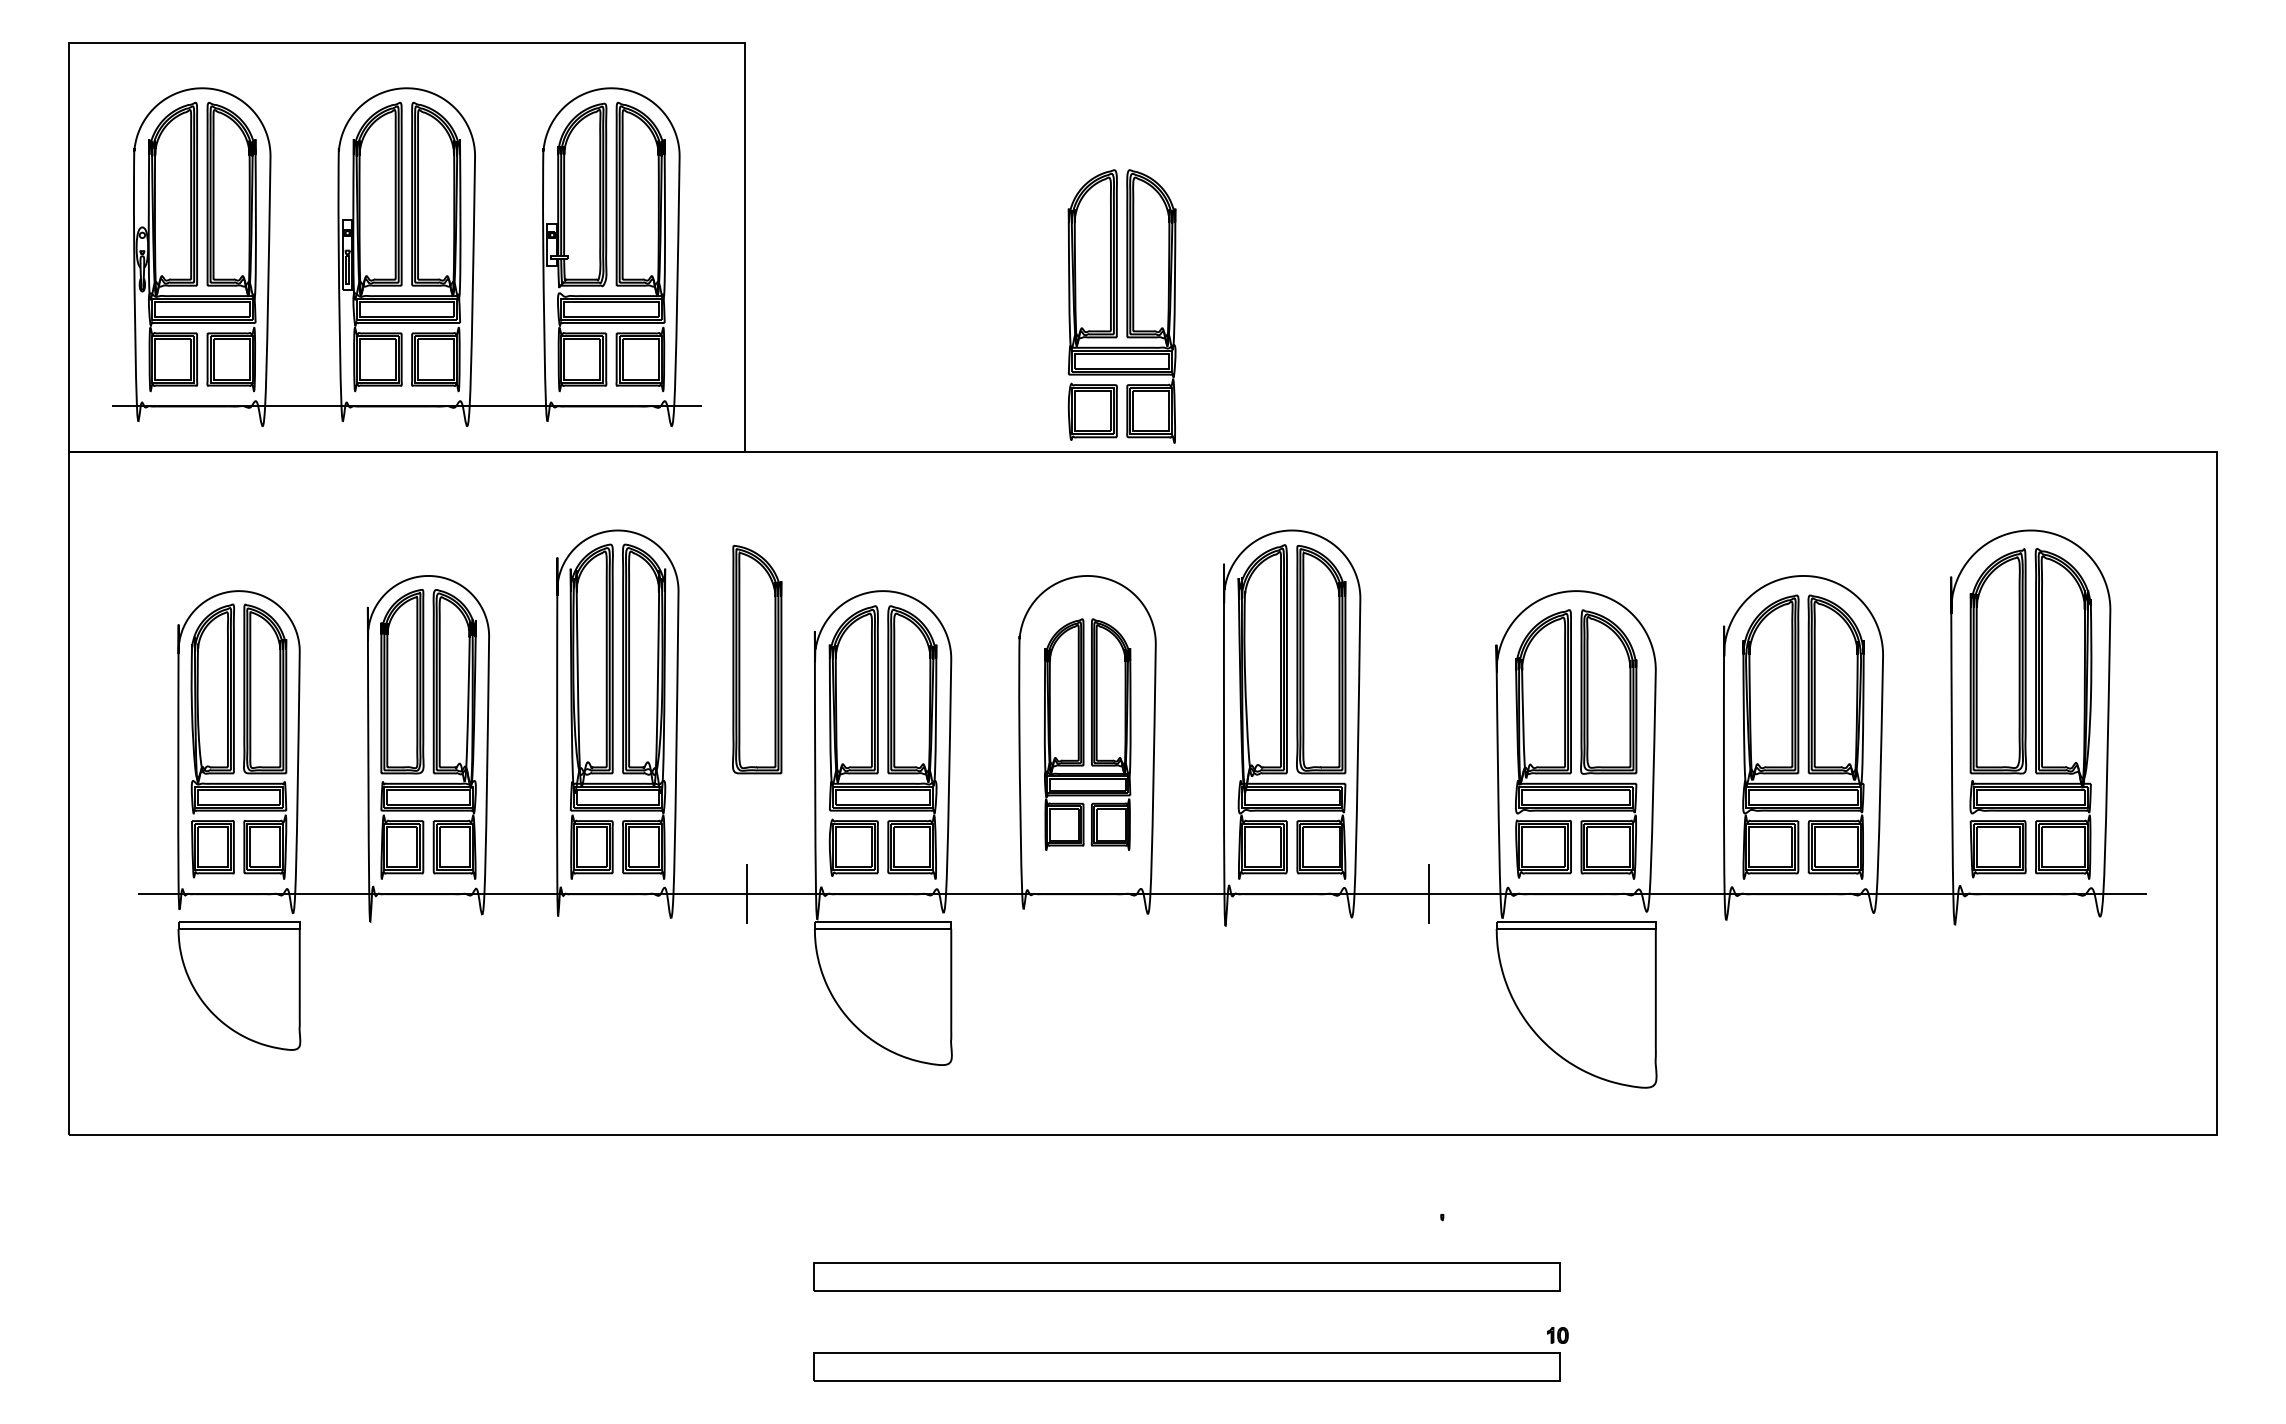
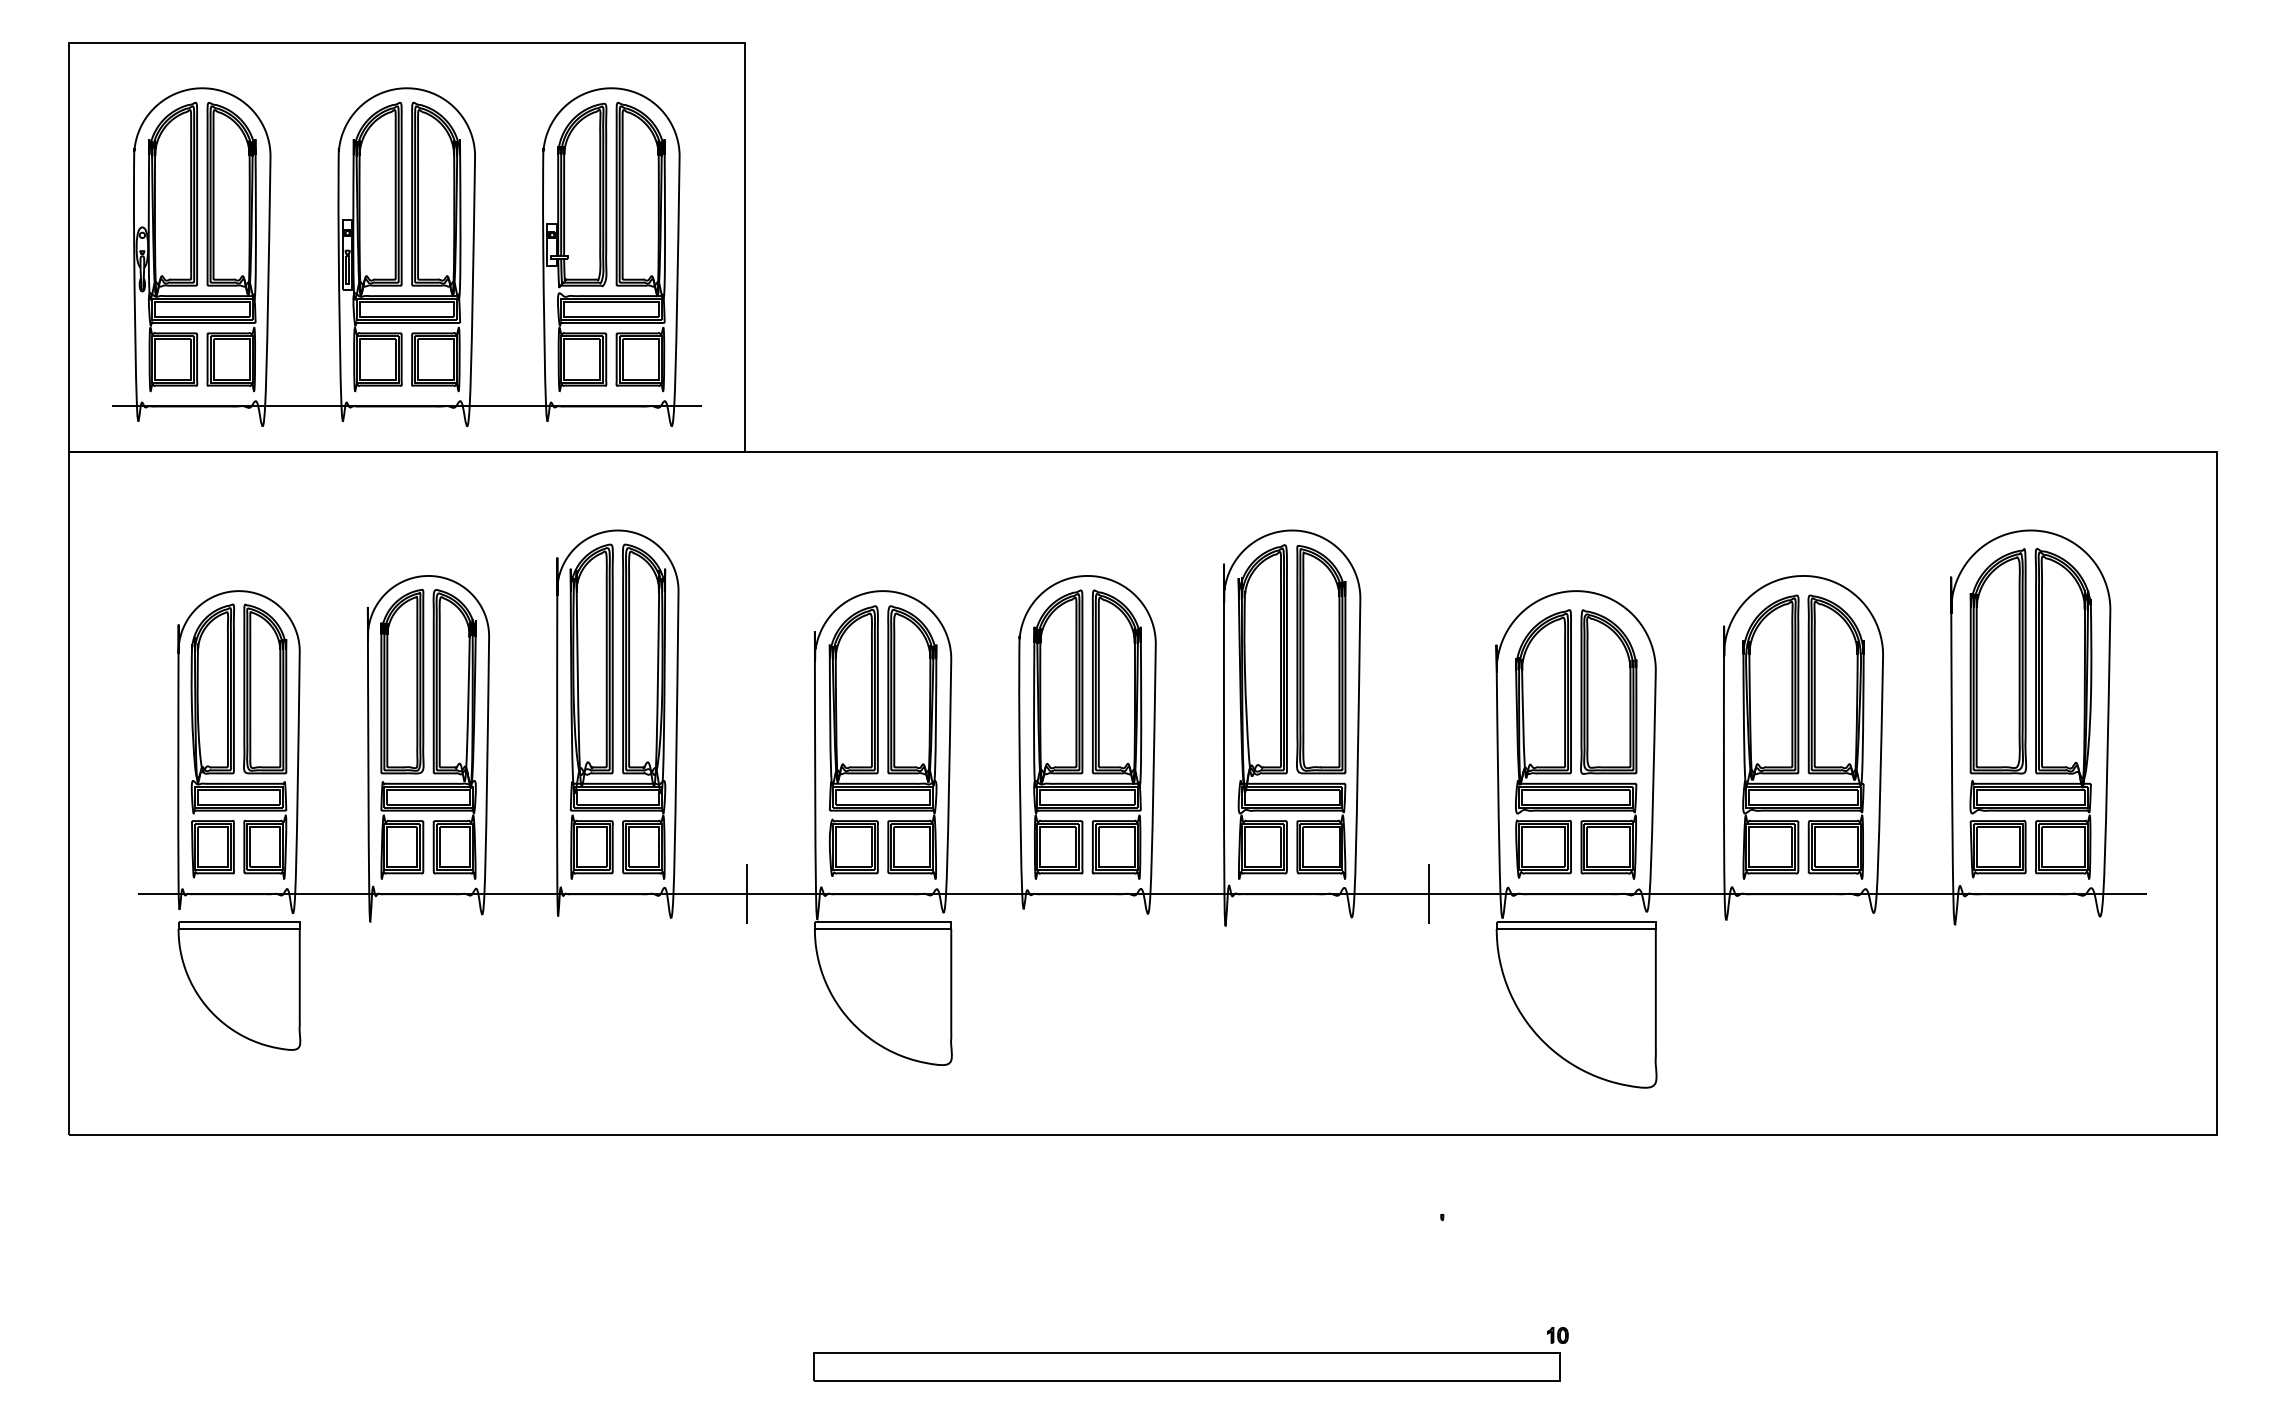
part: present -> none (1121, 306)
part: present -> none (757, 659)
part size: 89x233 px -> 110x291 px (1087, 734)
part: present -> none (1186, 1276)
